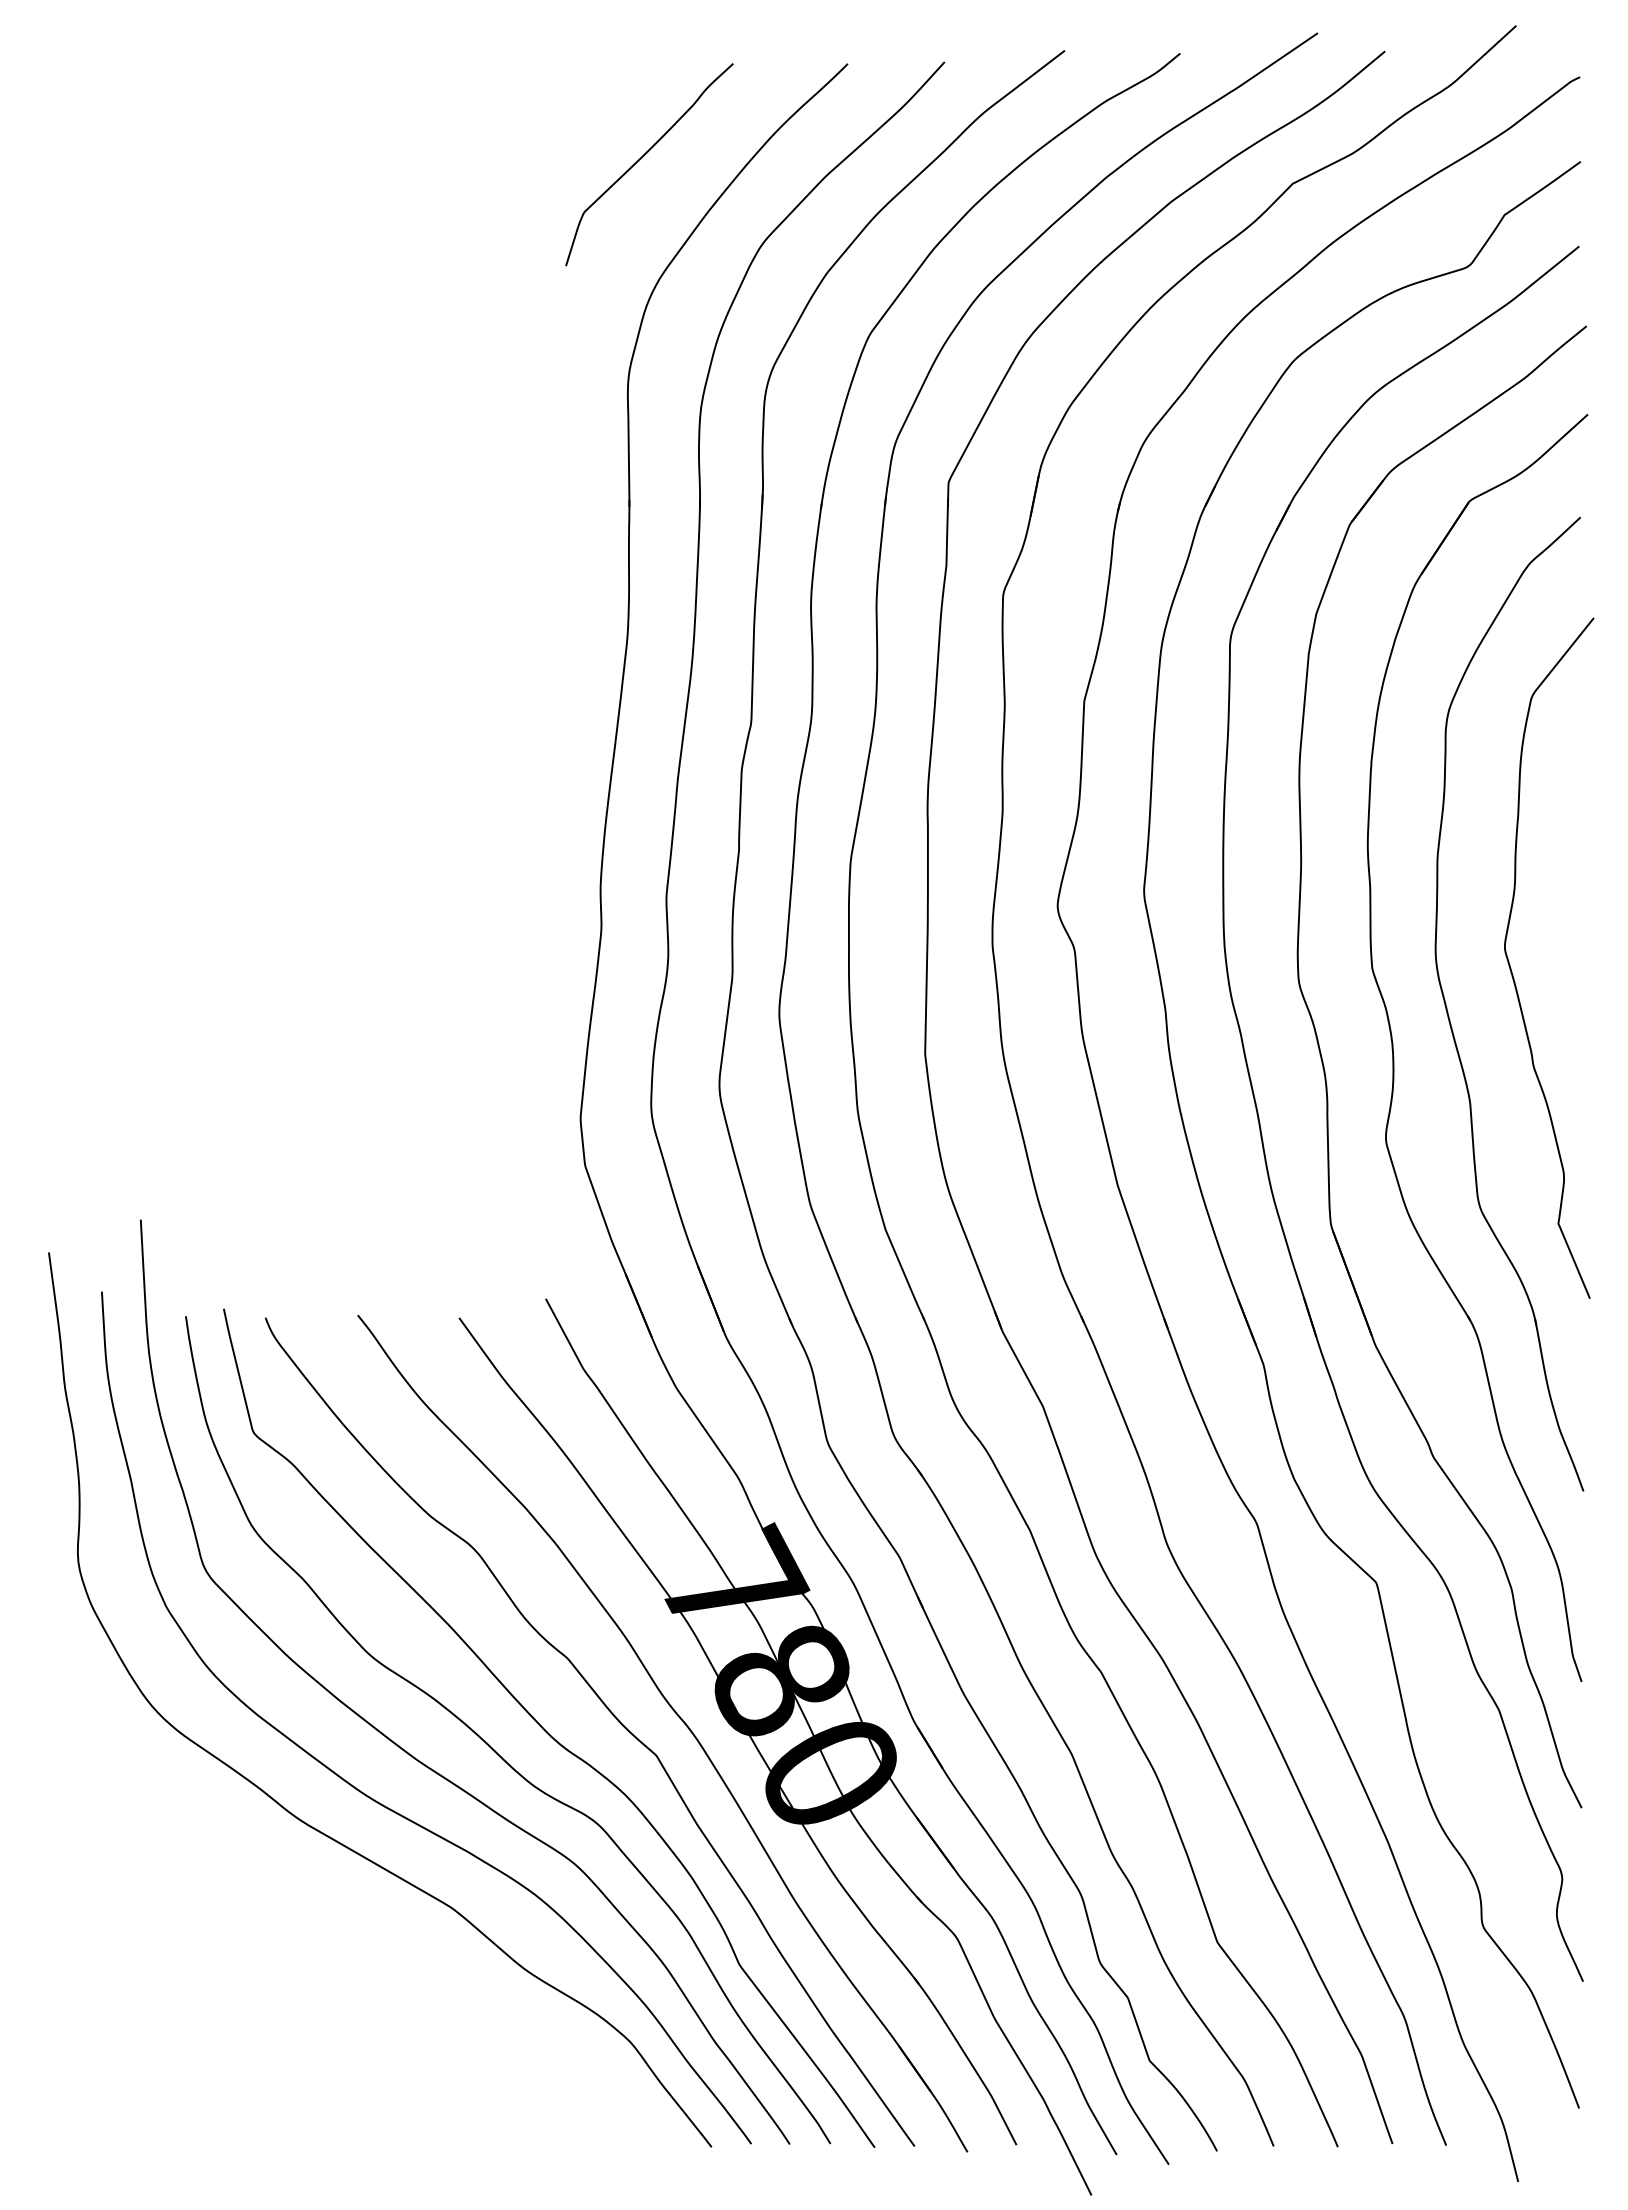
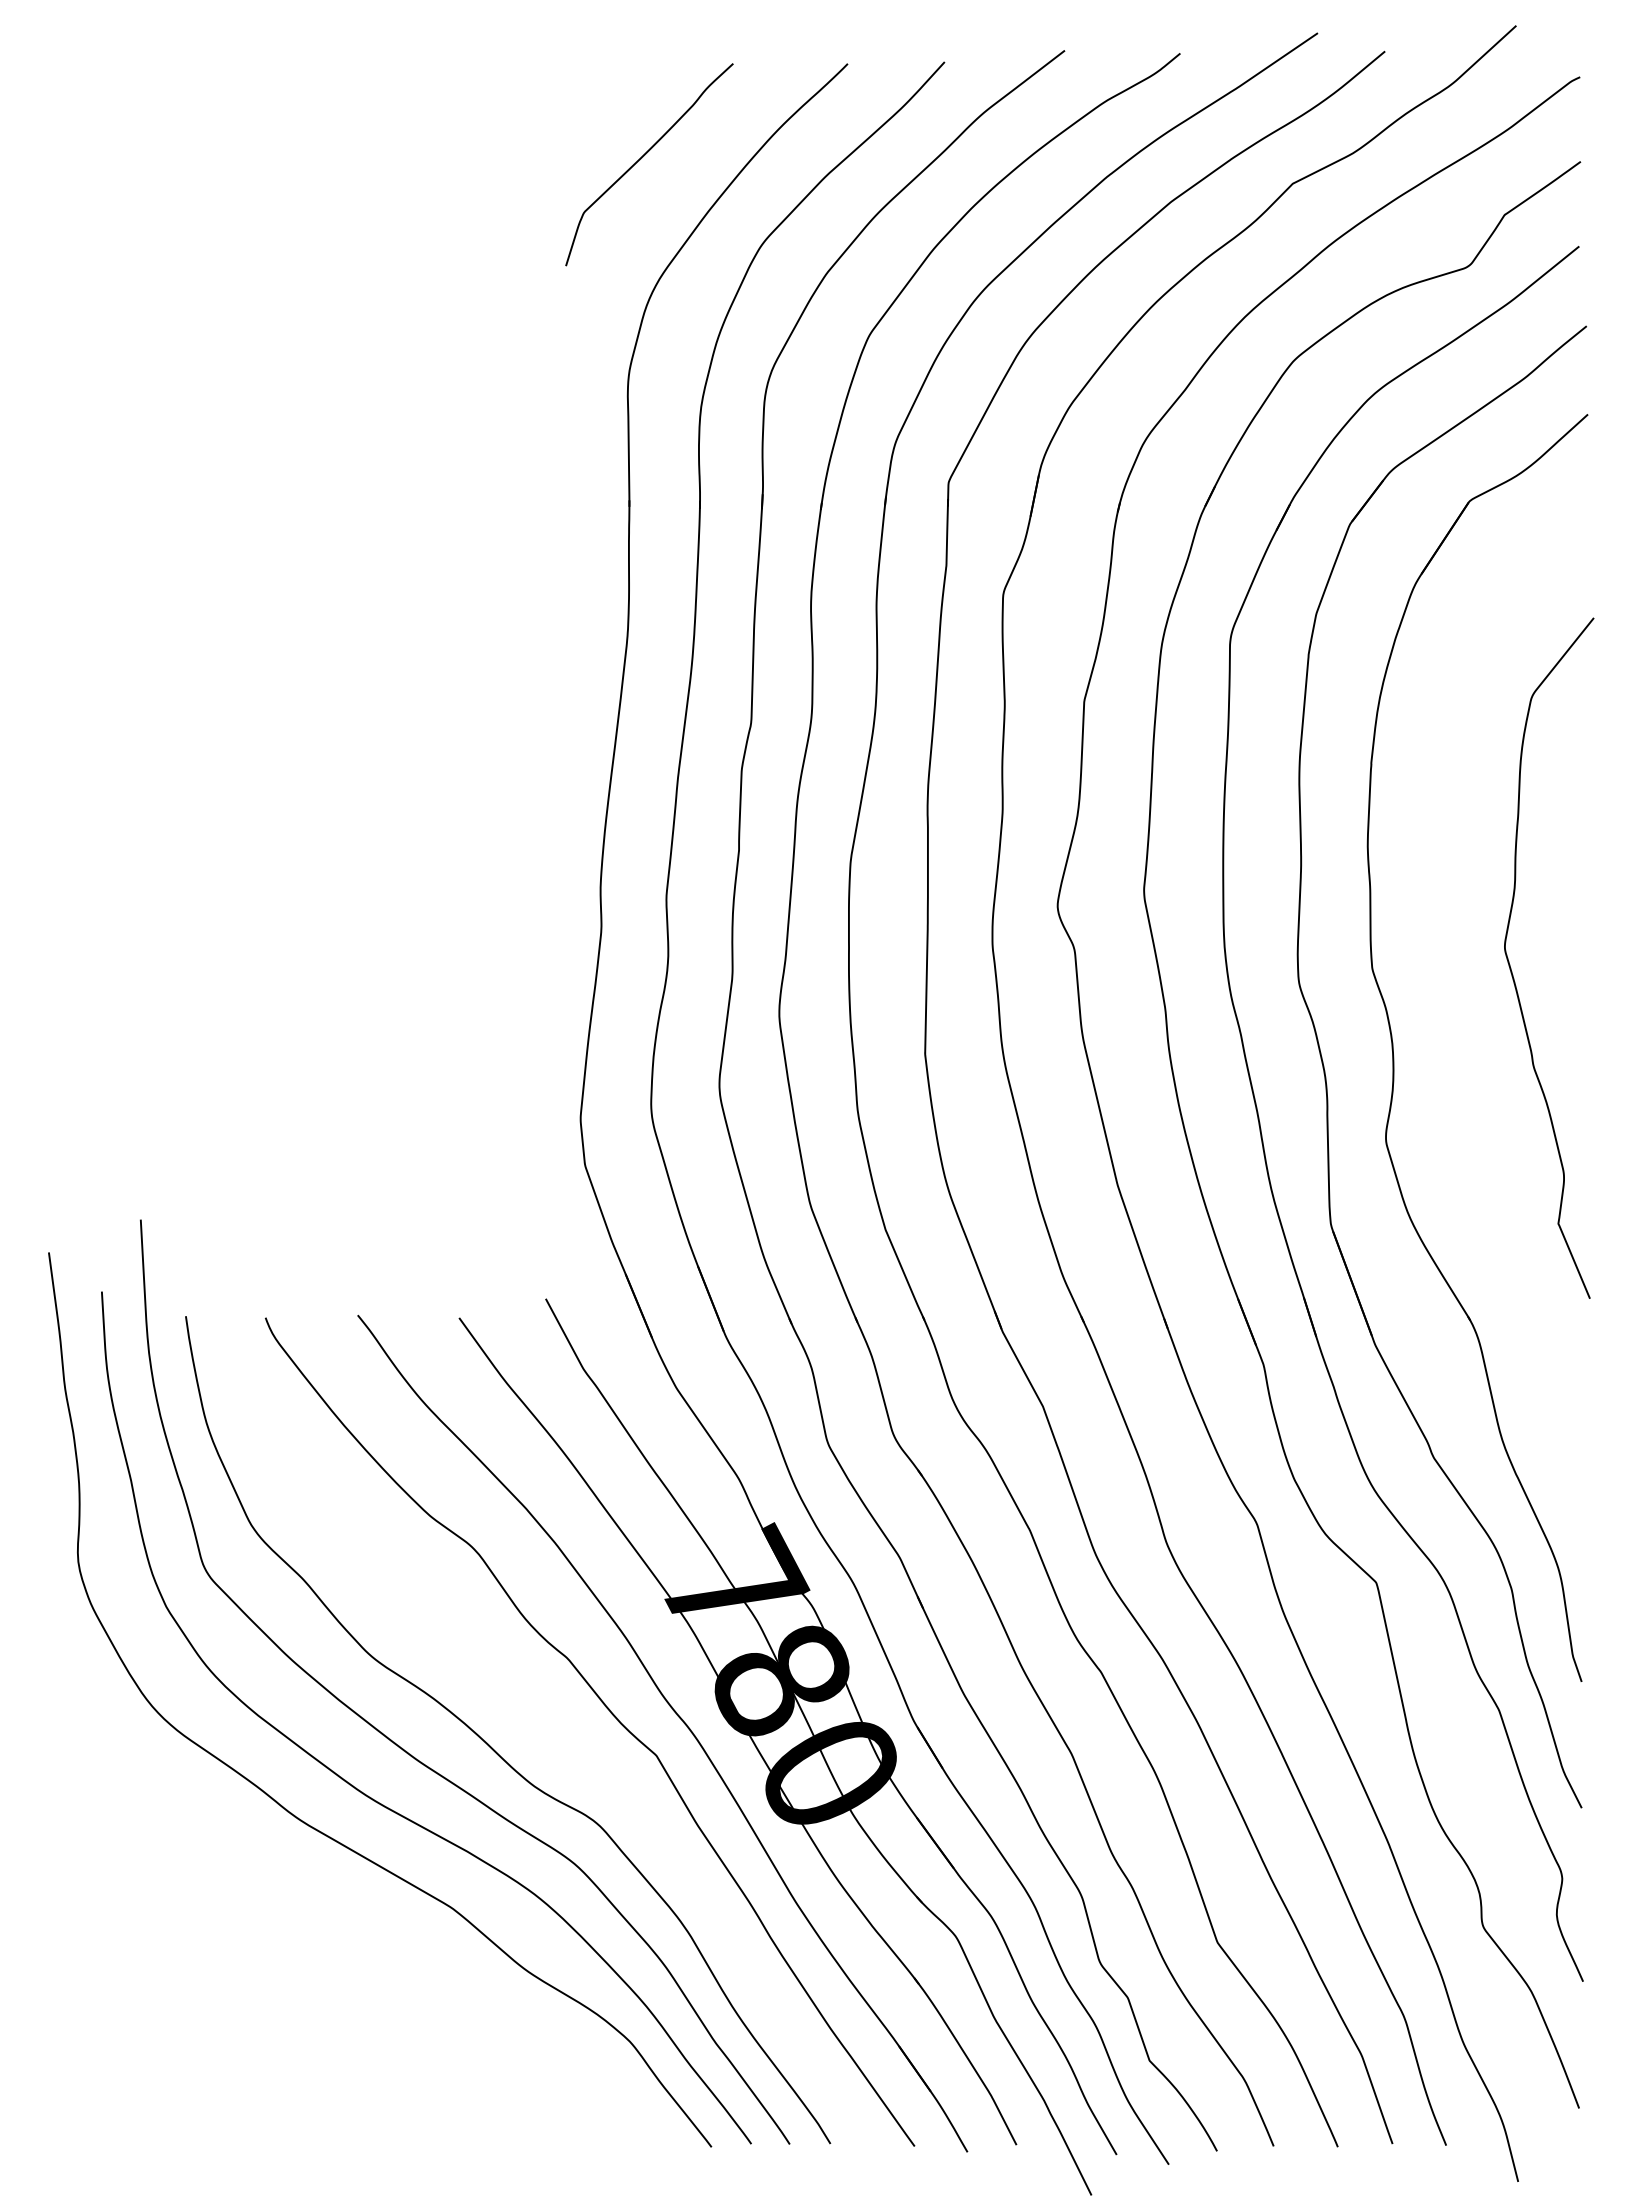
part: present -> none (1451, 1023)
curve: present -> none (546, 1730)
